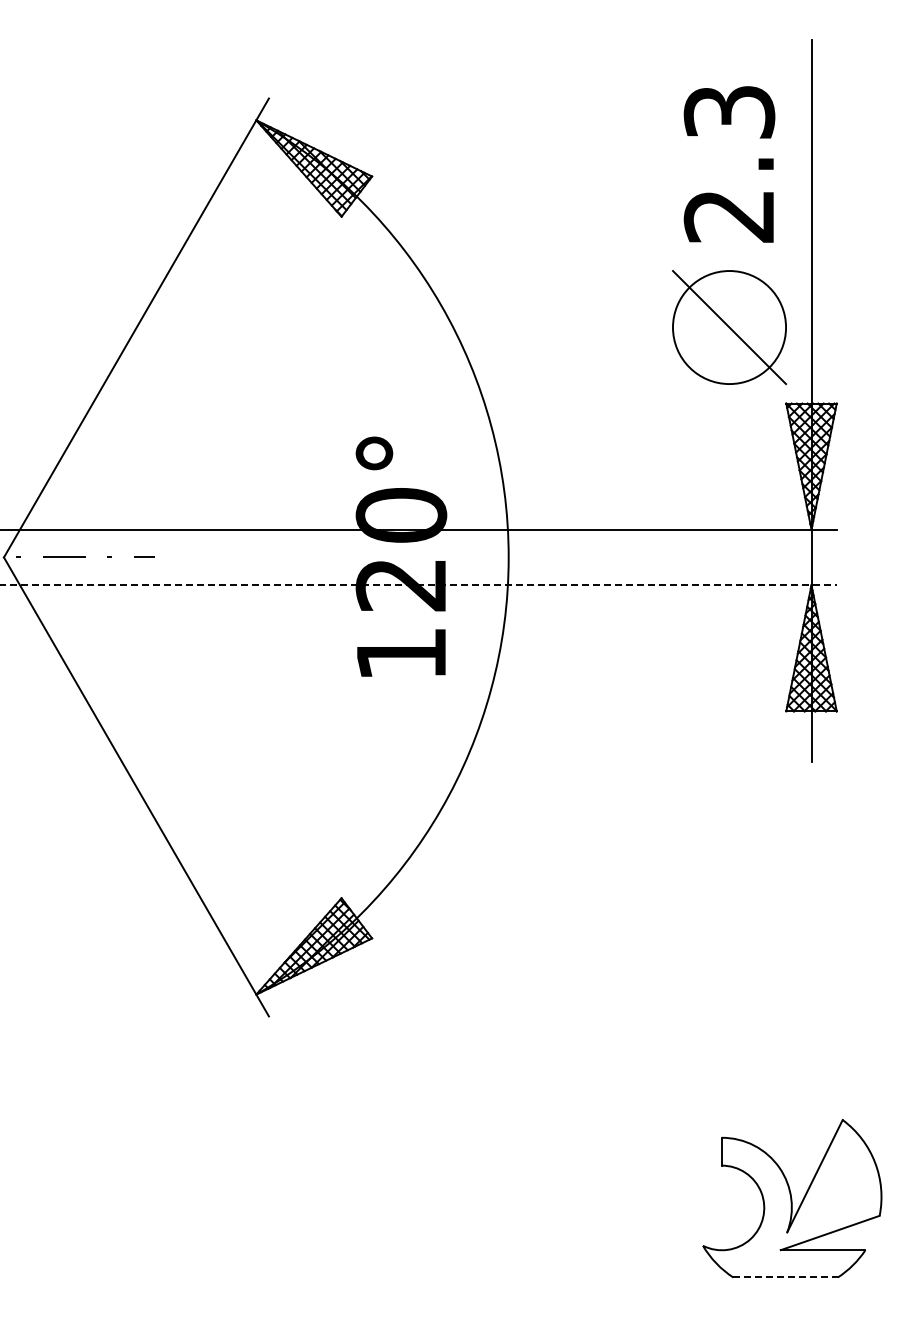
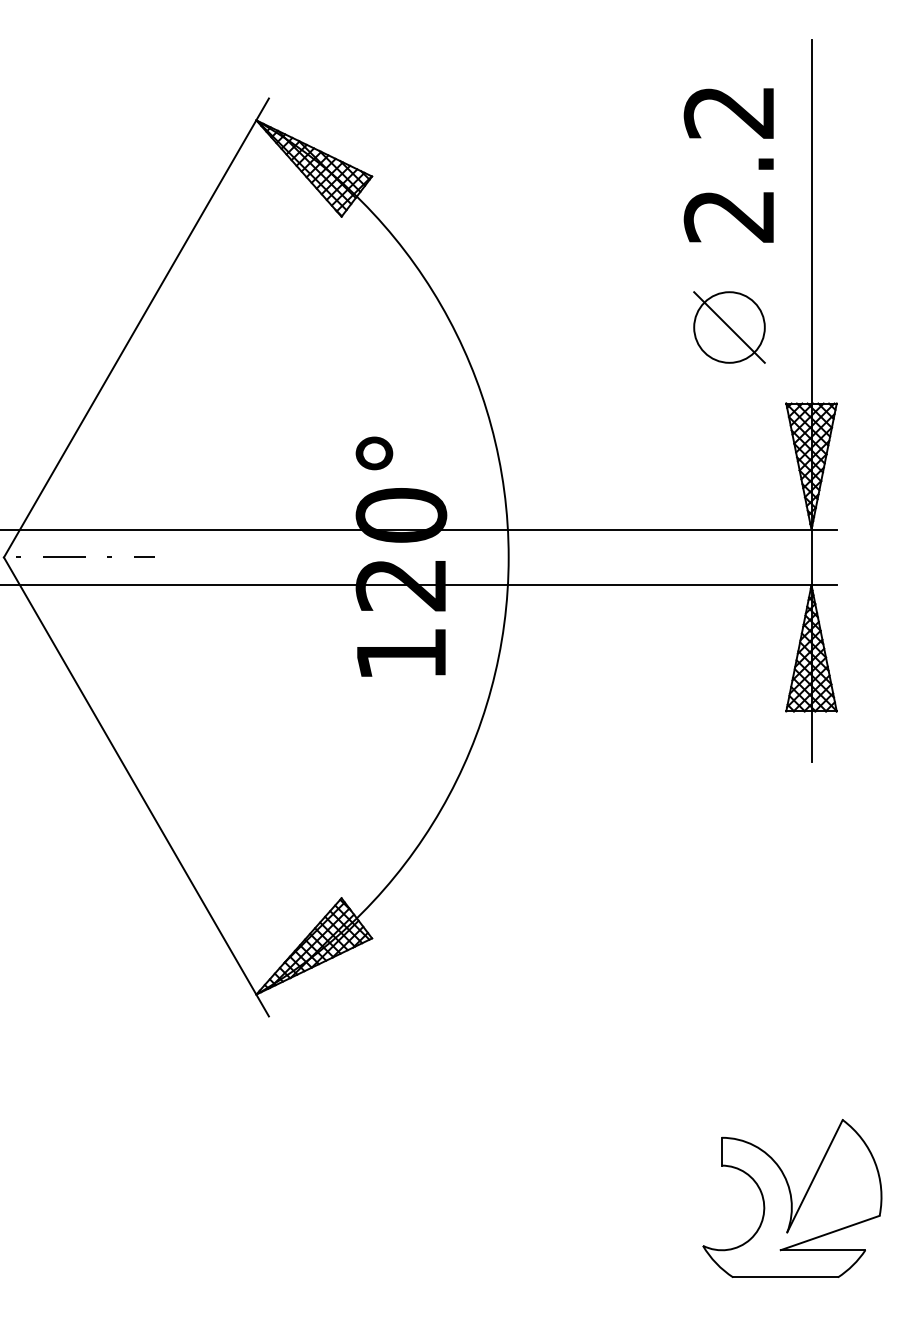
text: 2.3 -> 2.2 (729, 112)
part size: 115x115 px -> 73x73 px (729, 327)
line: dashed -> solid (418, 585)
line: dashed -> solid (786, 1277)
